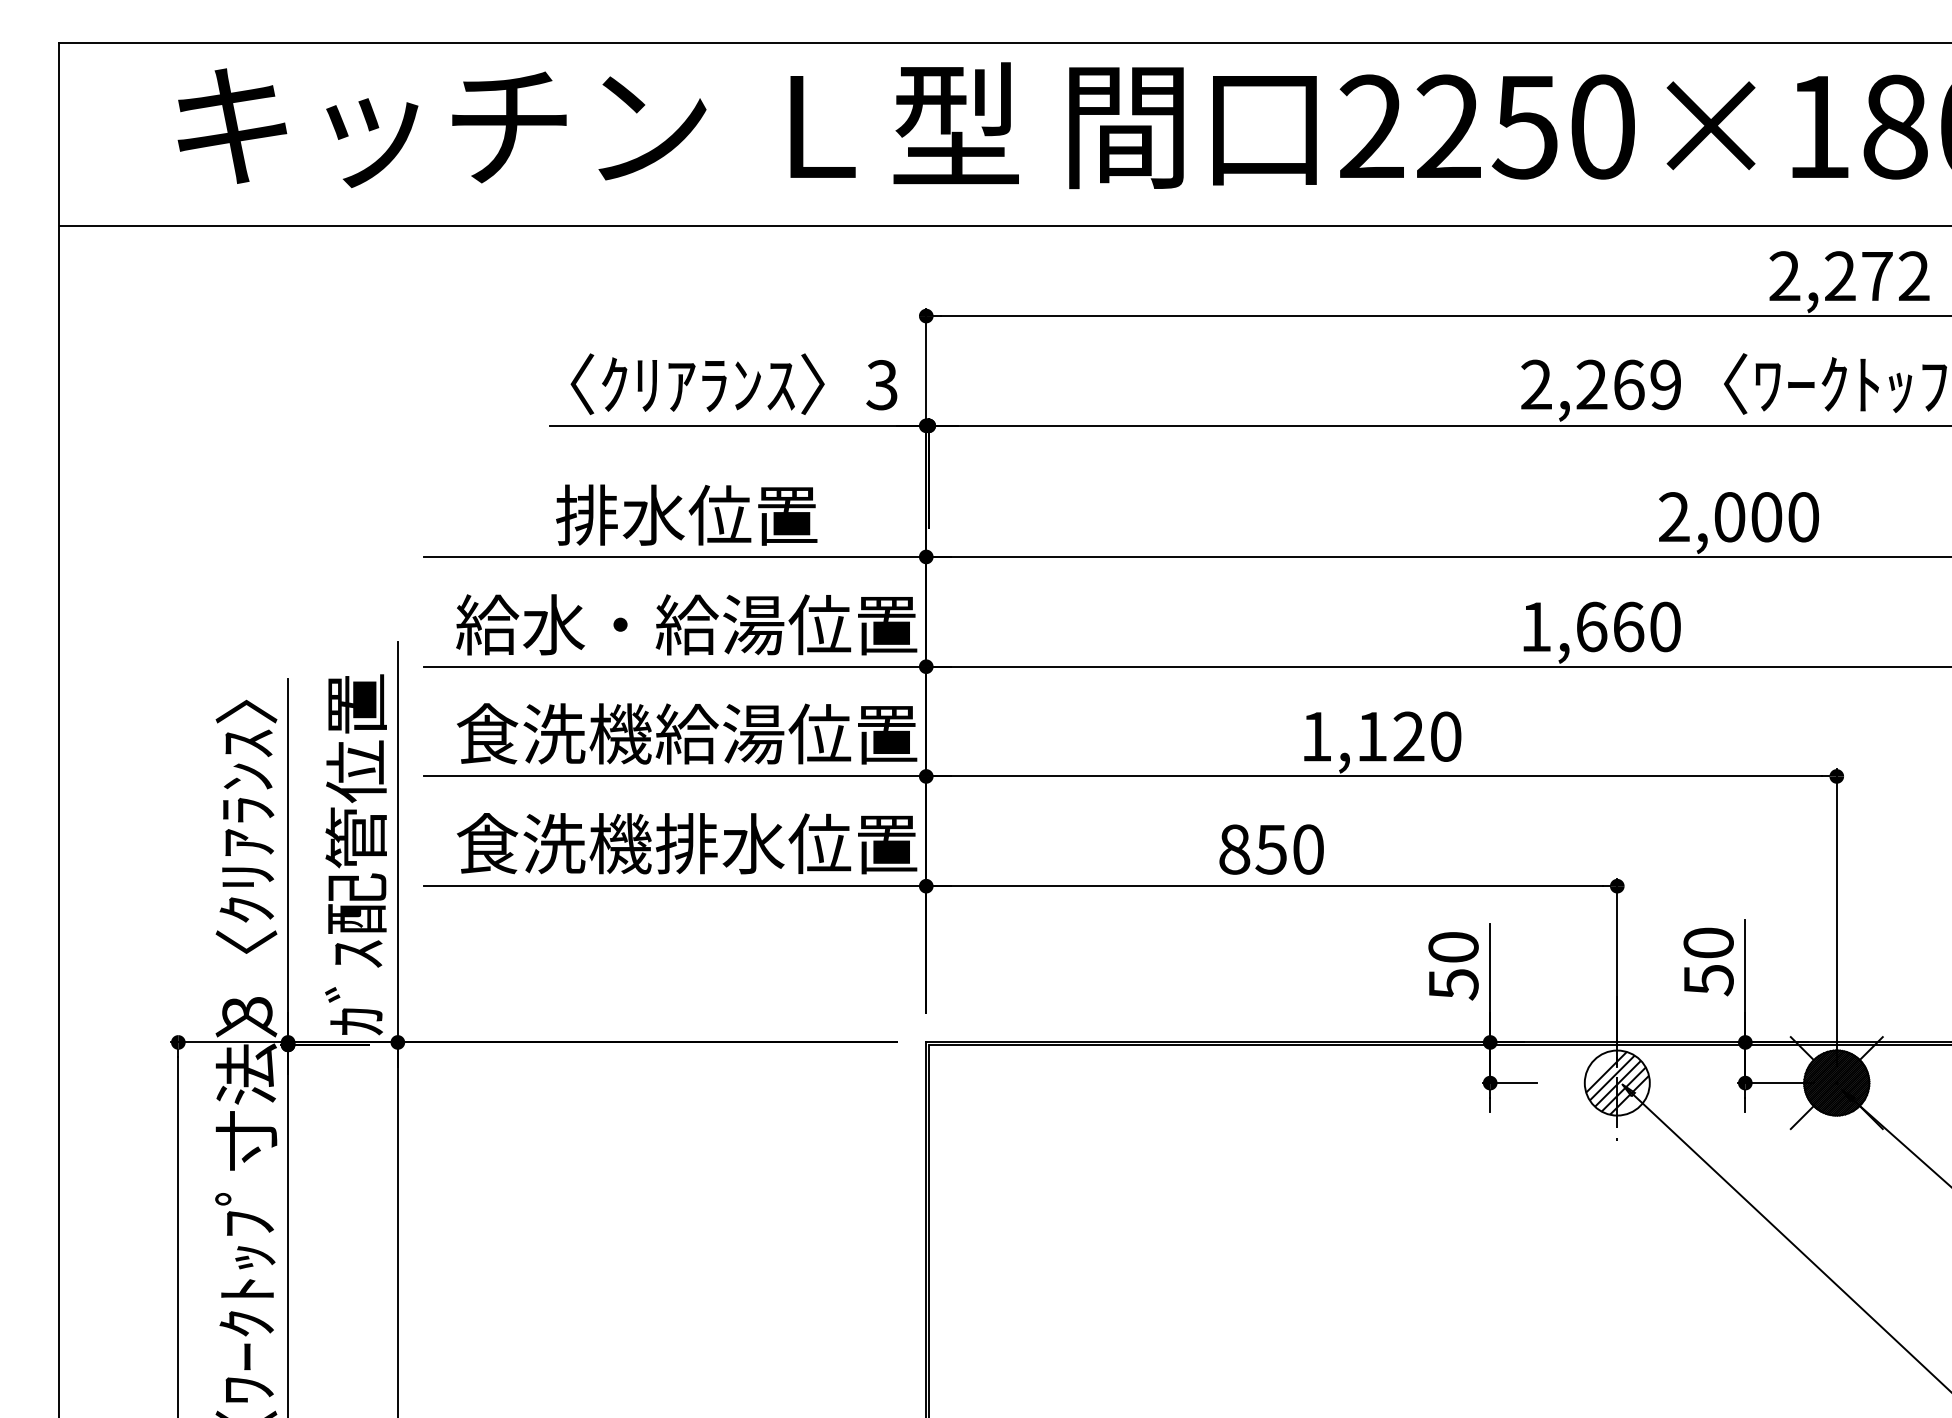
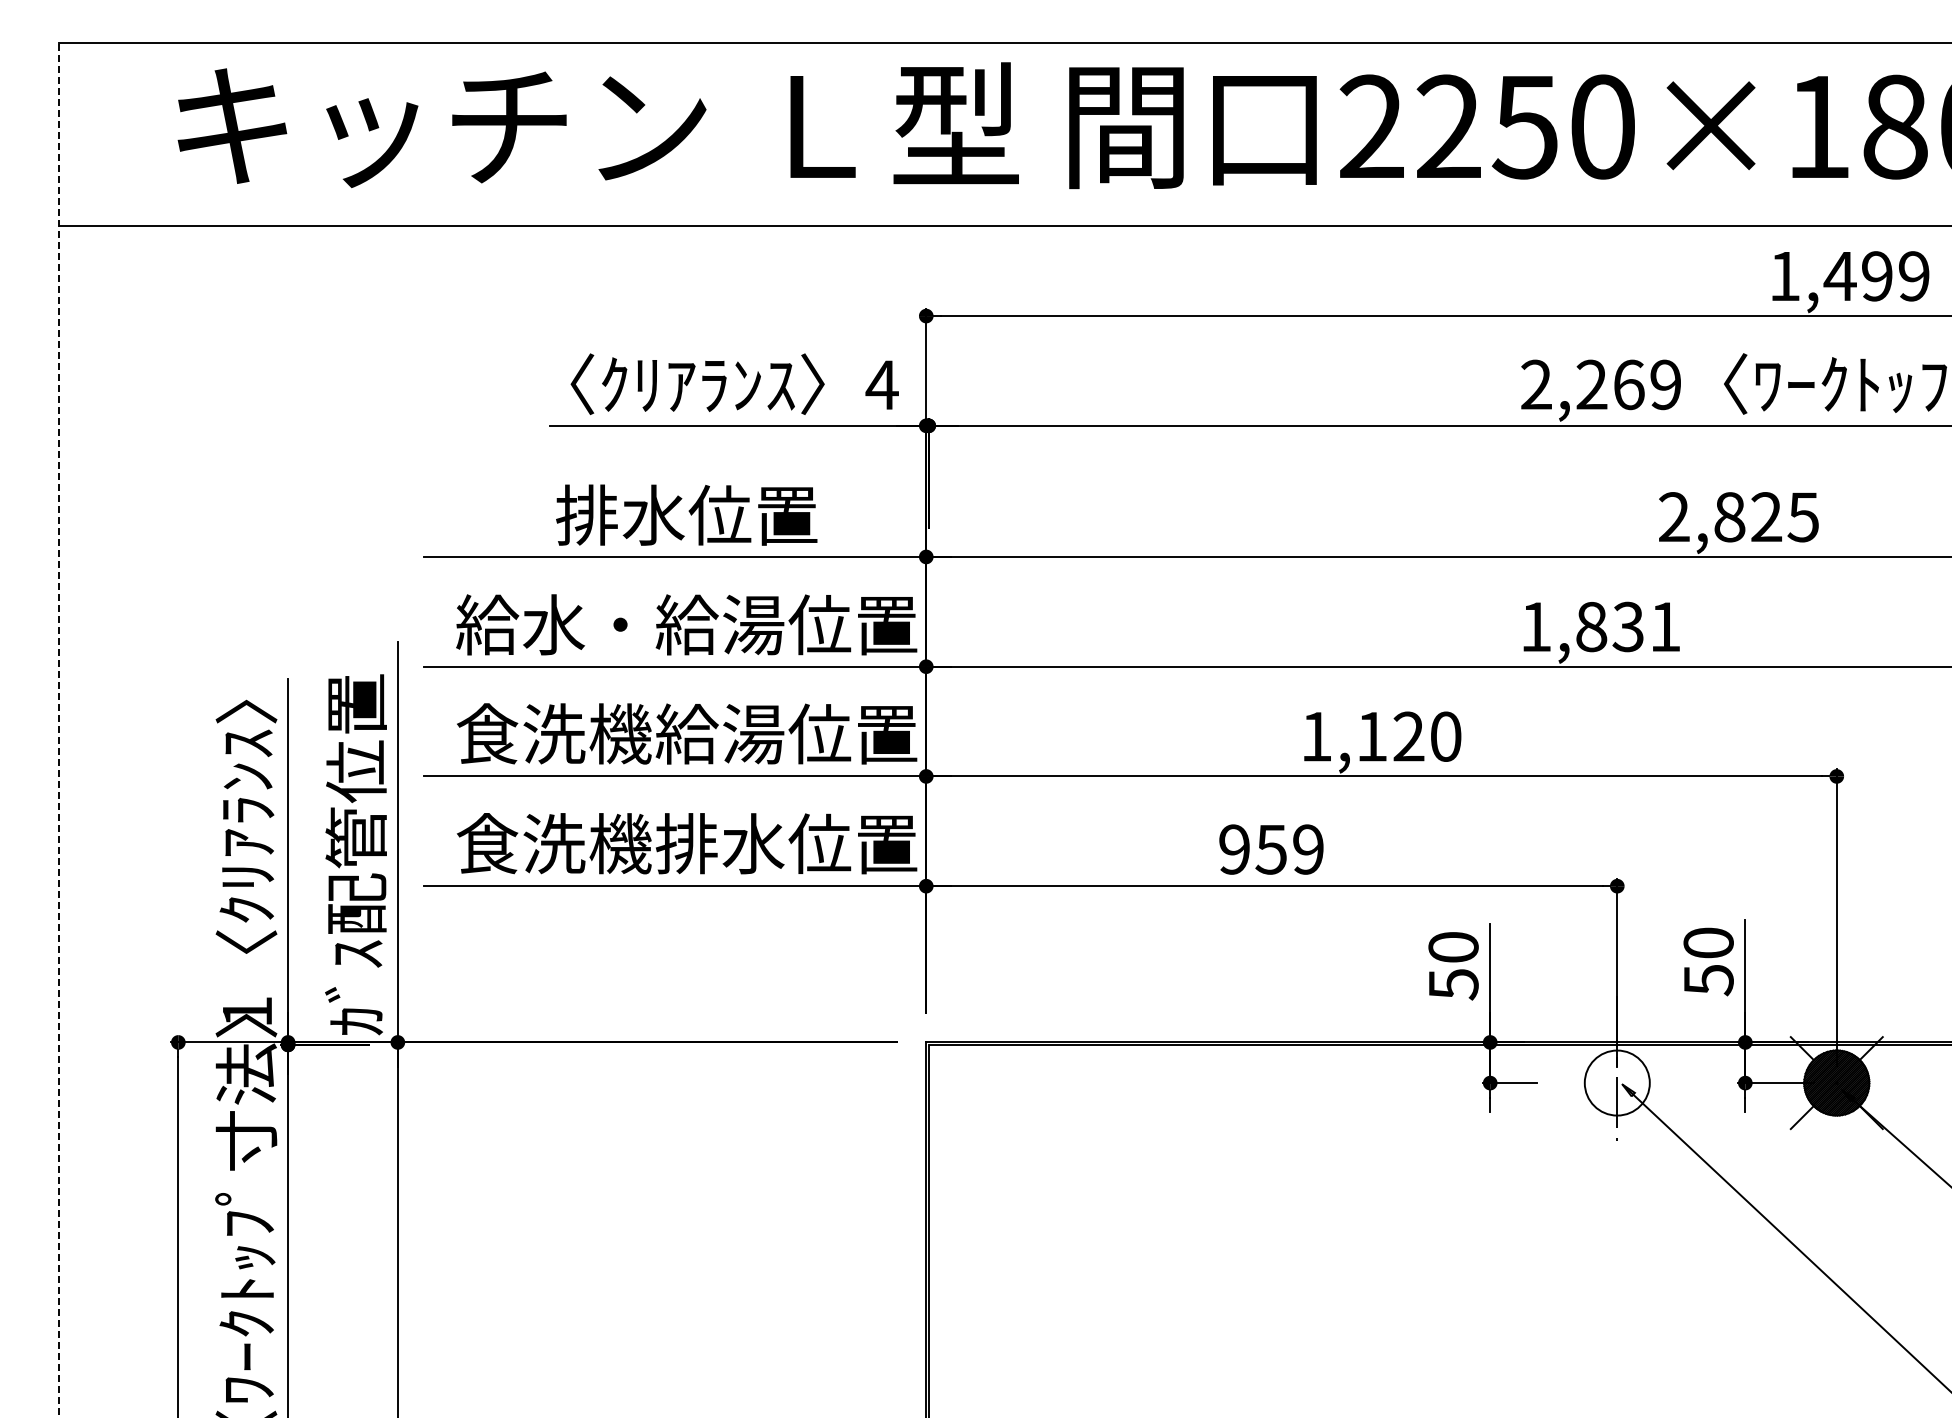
text: 2,272 -> 1,499 (1849, 276)
text: 3 -> 4 (881, 385)
text: 2,000 -> 2,825 (1766, 517)
text: 1,660 -> 1,831 (1628, 626)
line: solid -> dashed (58, 730)
text: 850 -> 959 (1271, 849)
text: 3 -> 1 (247, 1011)
hatch: present -> none (1617, 1082)
